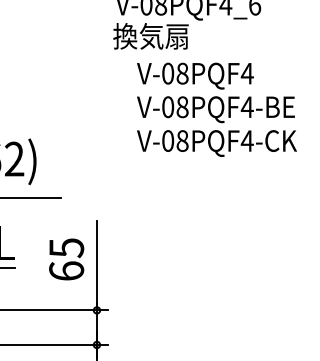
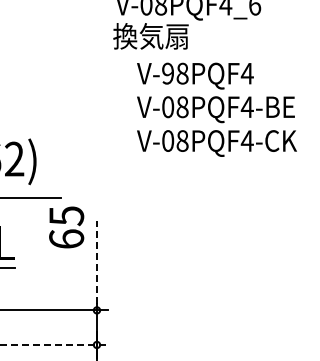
text: V-08PQF4 -> V-98PQF4 (168, 73)
text position: (66, 259) -> (66, 227) (66, 227)
line: solid -> dashed (96, 262)
line: solid -> dashed (54, 344)
